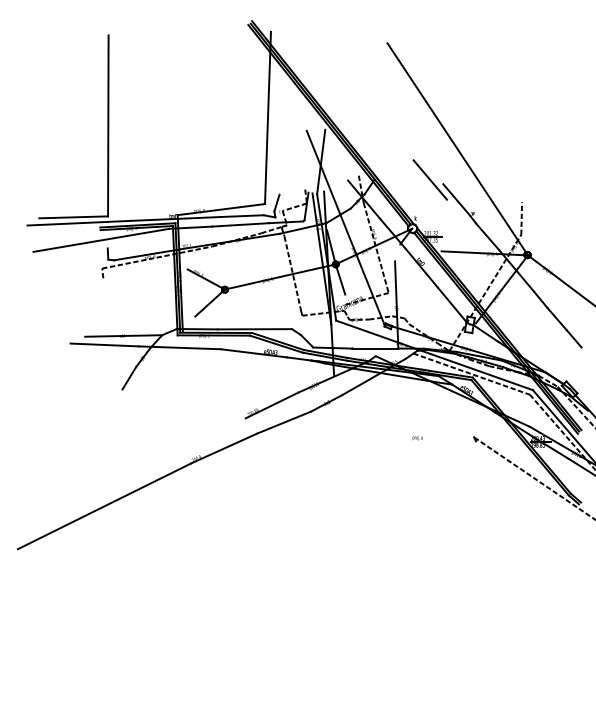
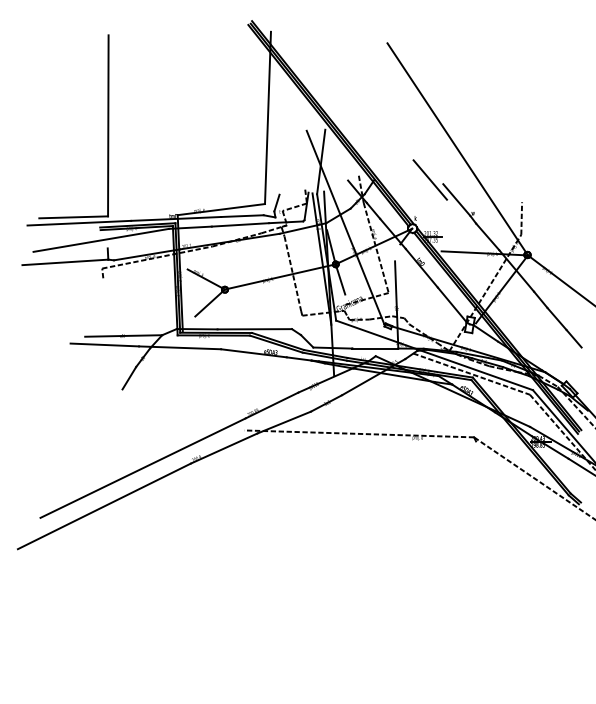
line: none -> present (65, 262)
line: none -> present (359, 433)
line: none -> present (142, 467)
